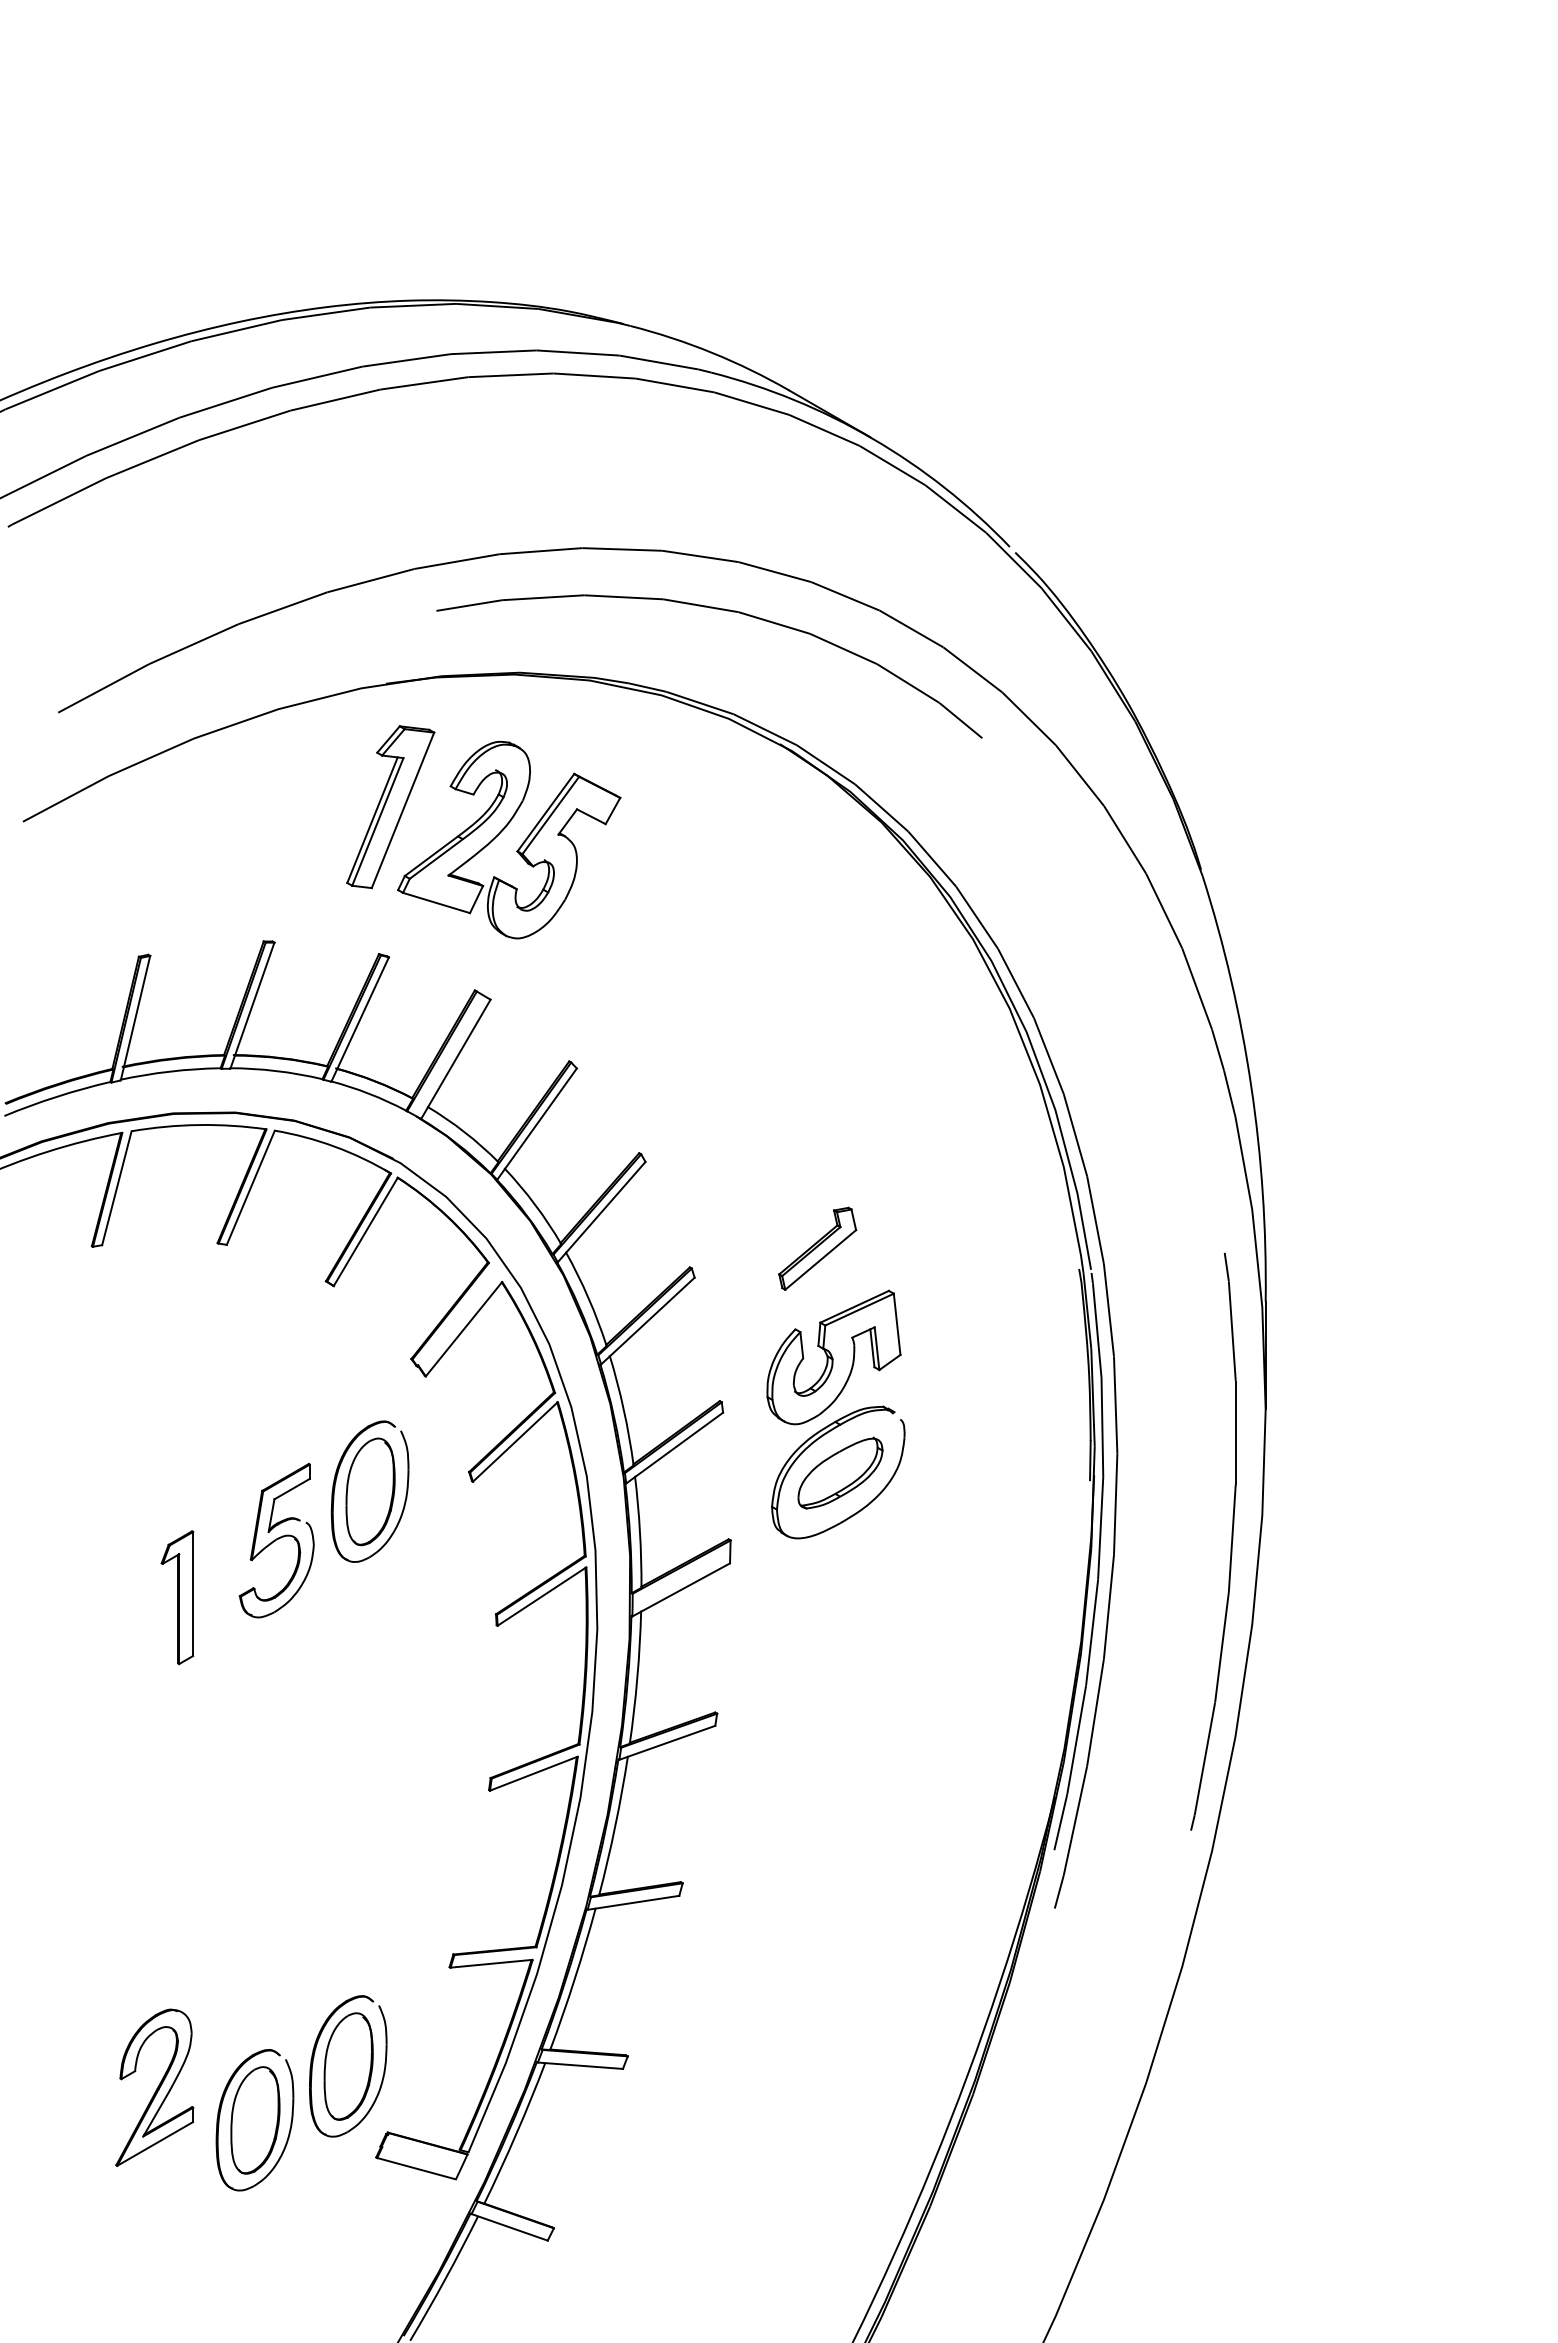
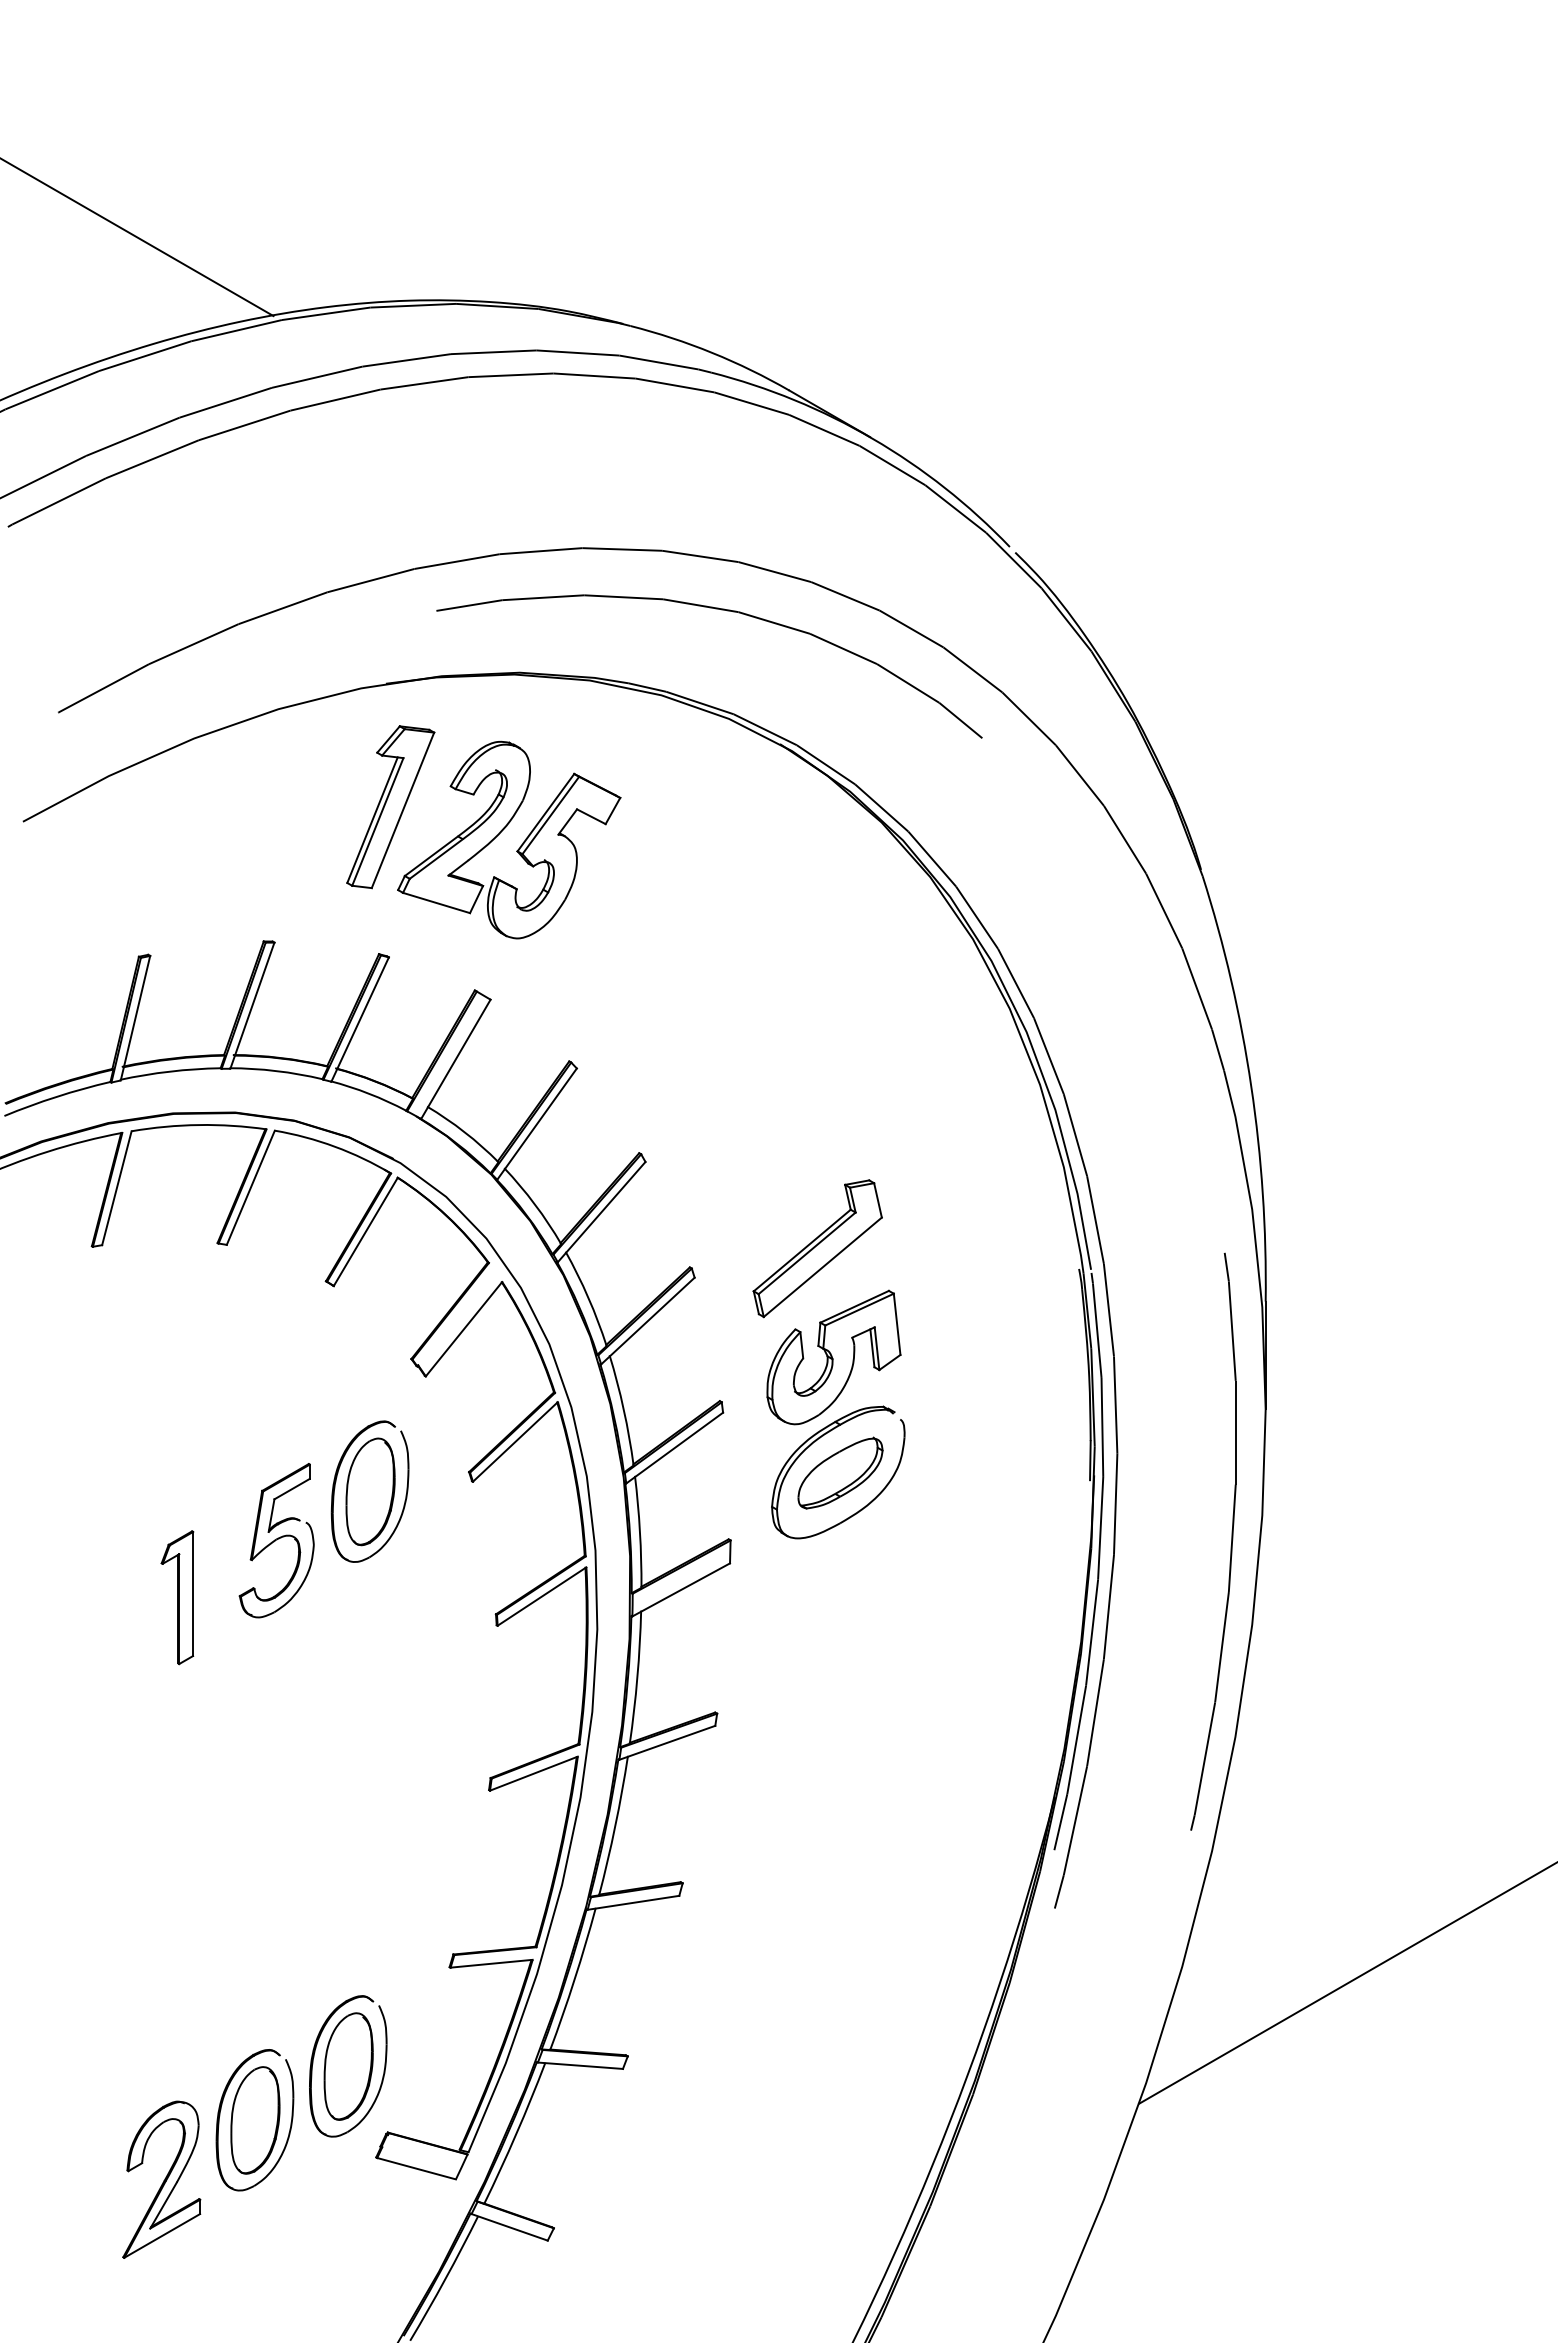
line: none -> present (137, 237)
part size: 80x85 px -> 131x140 px (817, 1248)
line: none -> present (1346, 1983)
part position: (154, 2087) -> (161, 2179) (161, 2179)
